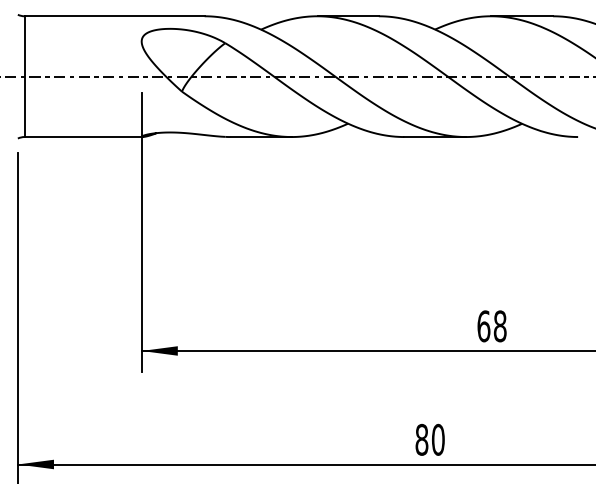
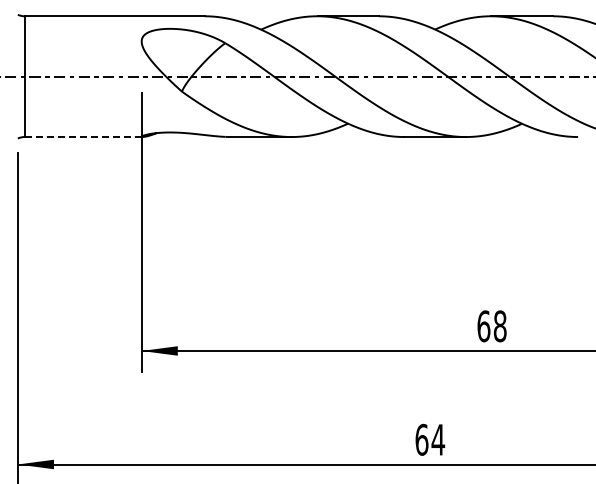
line: solid -> dashed (84, 137)
text: 80 -> 64 (430, 439)
